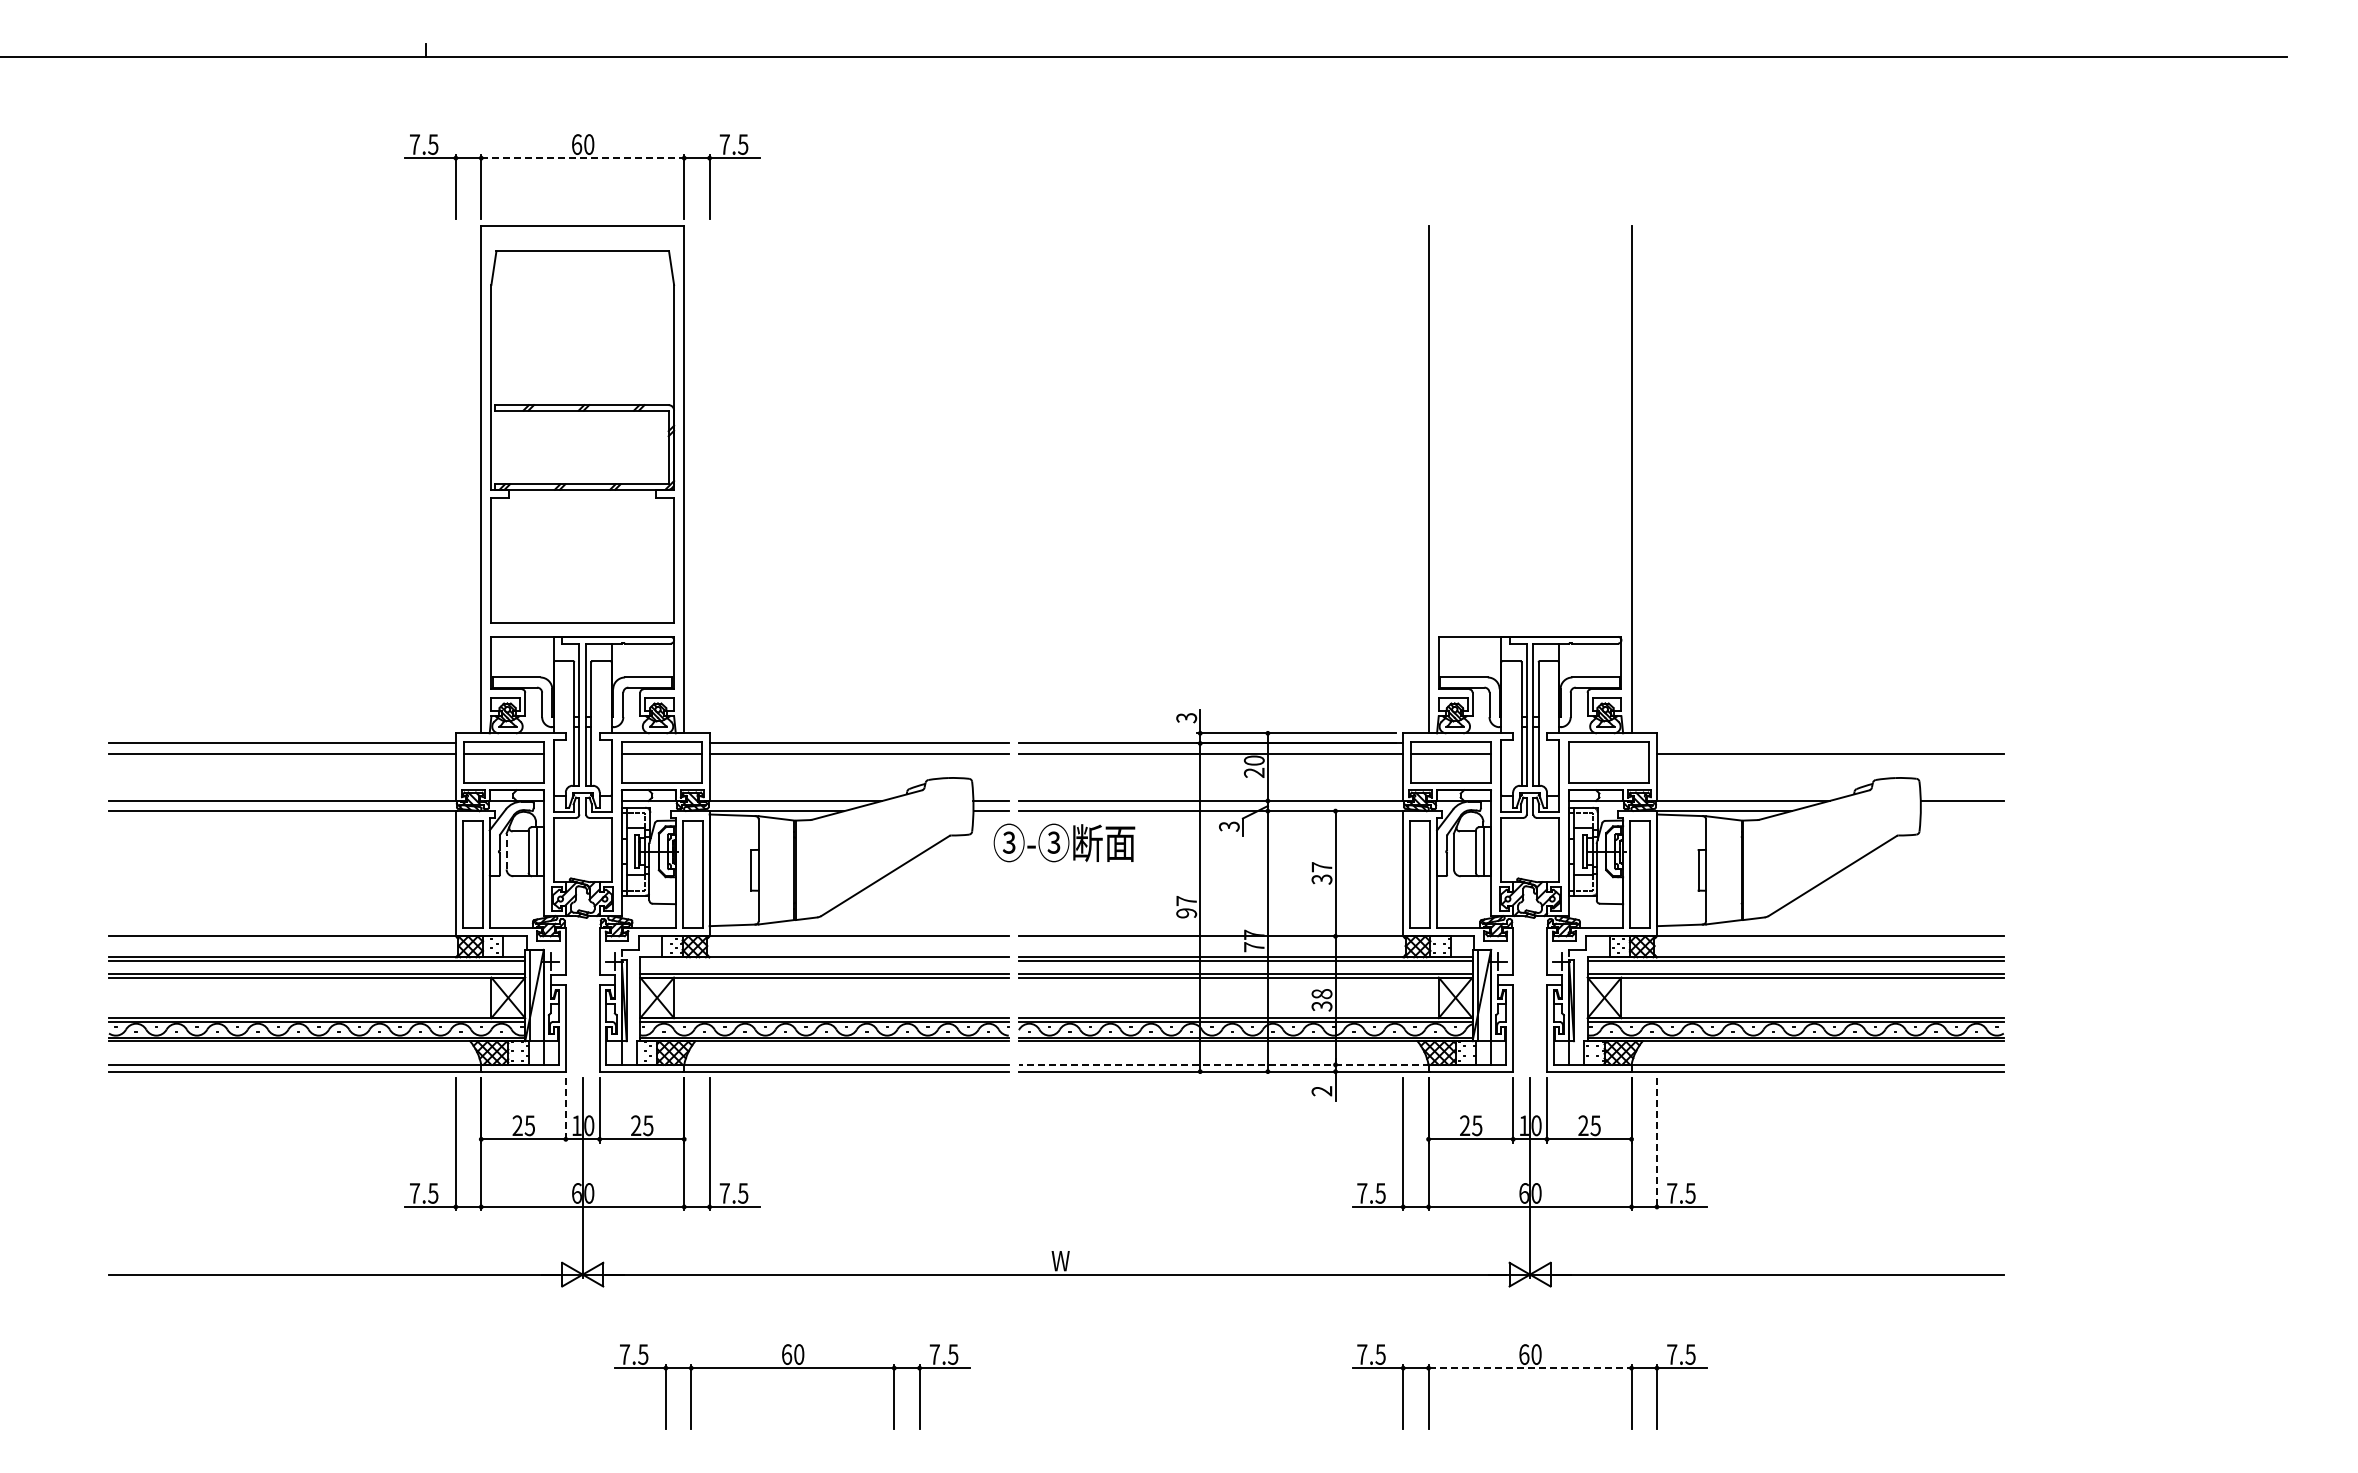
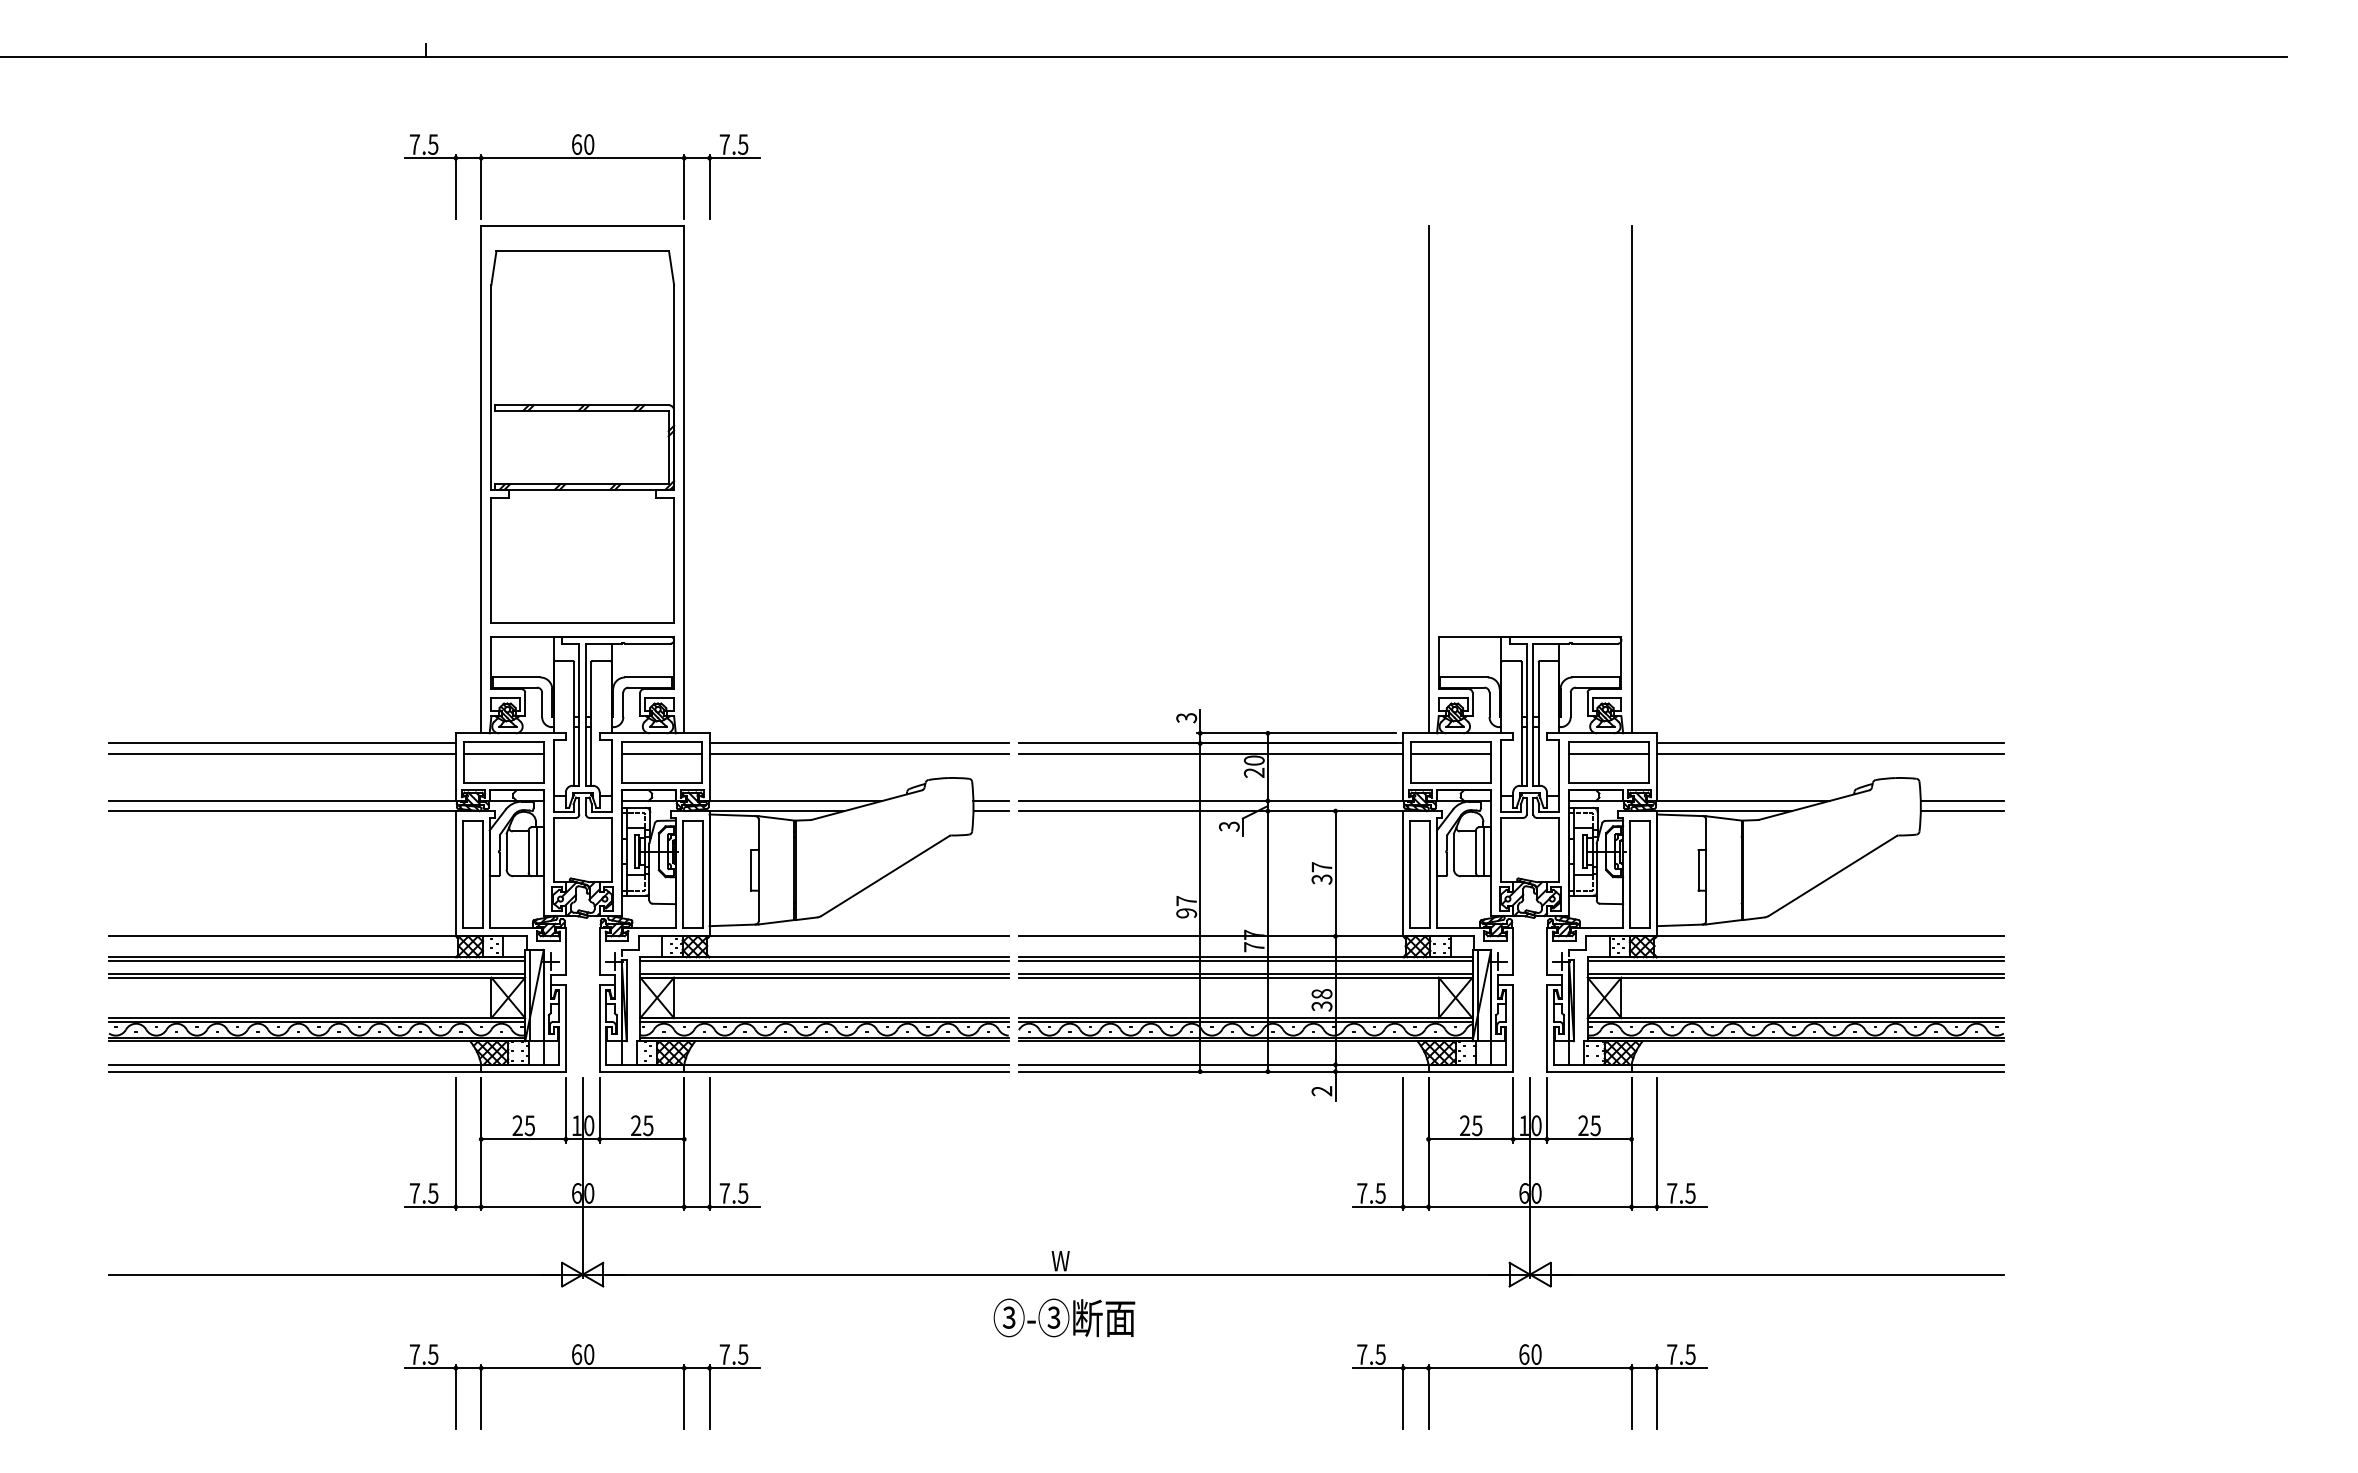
line: dashed -> solid (582, 158)
line: none -> present (1829, 743)
line: none -> present (1609, 753)
line: none -> present (1961, 811)
text position: (1064, 842) -> (1064, 1317) (1064, 1317)
line: dashed -> solid (506, 851)
line: none -> present (824, 960)
line: dashed -> solid (1223, 1064)
line: dashed -> solid (565, 1111)
line: dashed -> solid (1656, 1144)
part position: (792, 1368) -> (582, 1368) (582, 1368)
line: dashed -> solid (1530, 1368)
